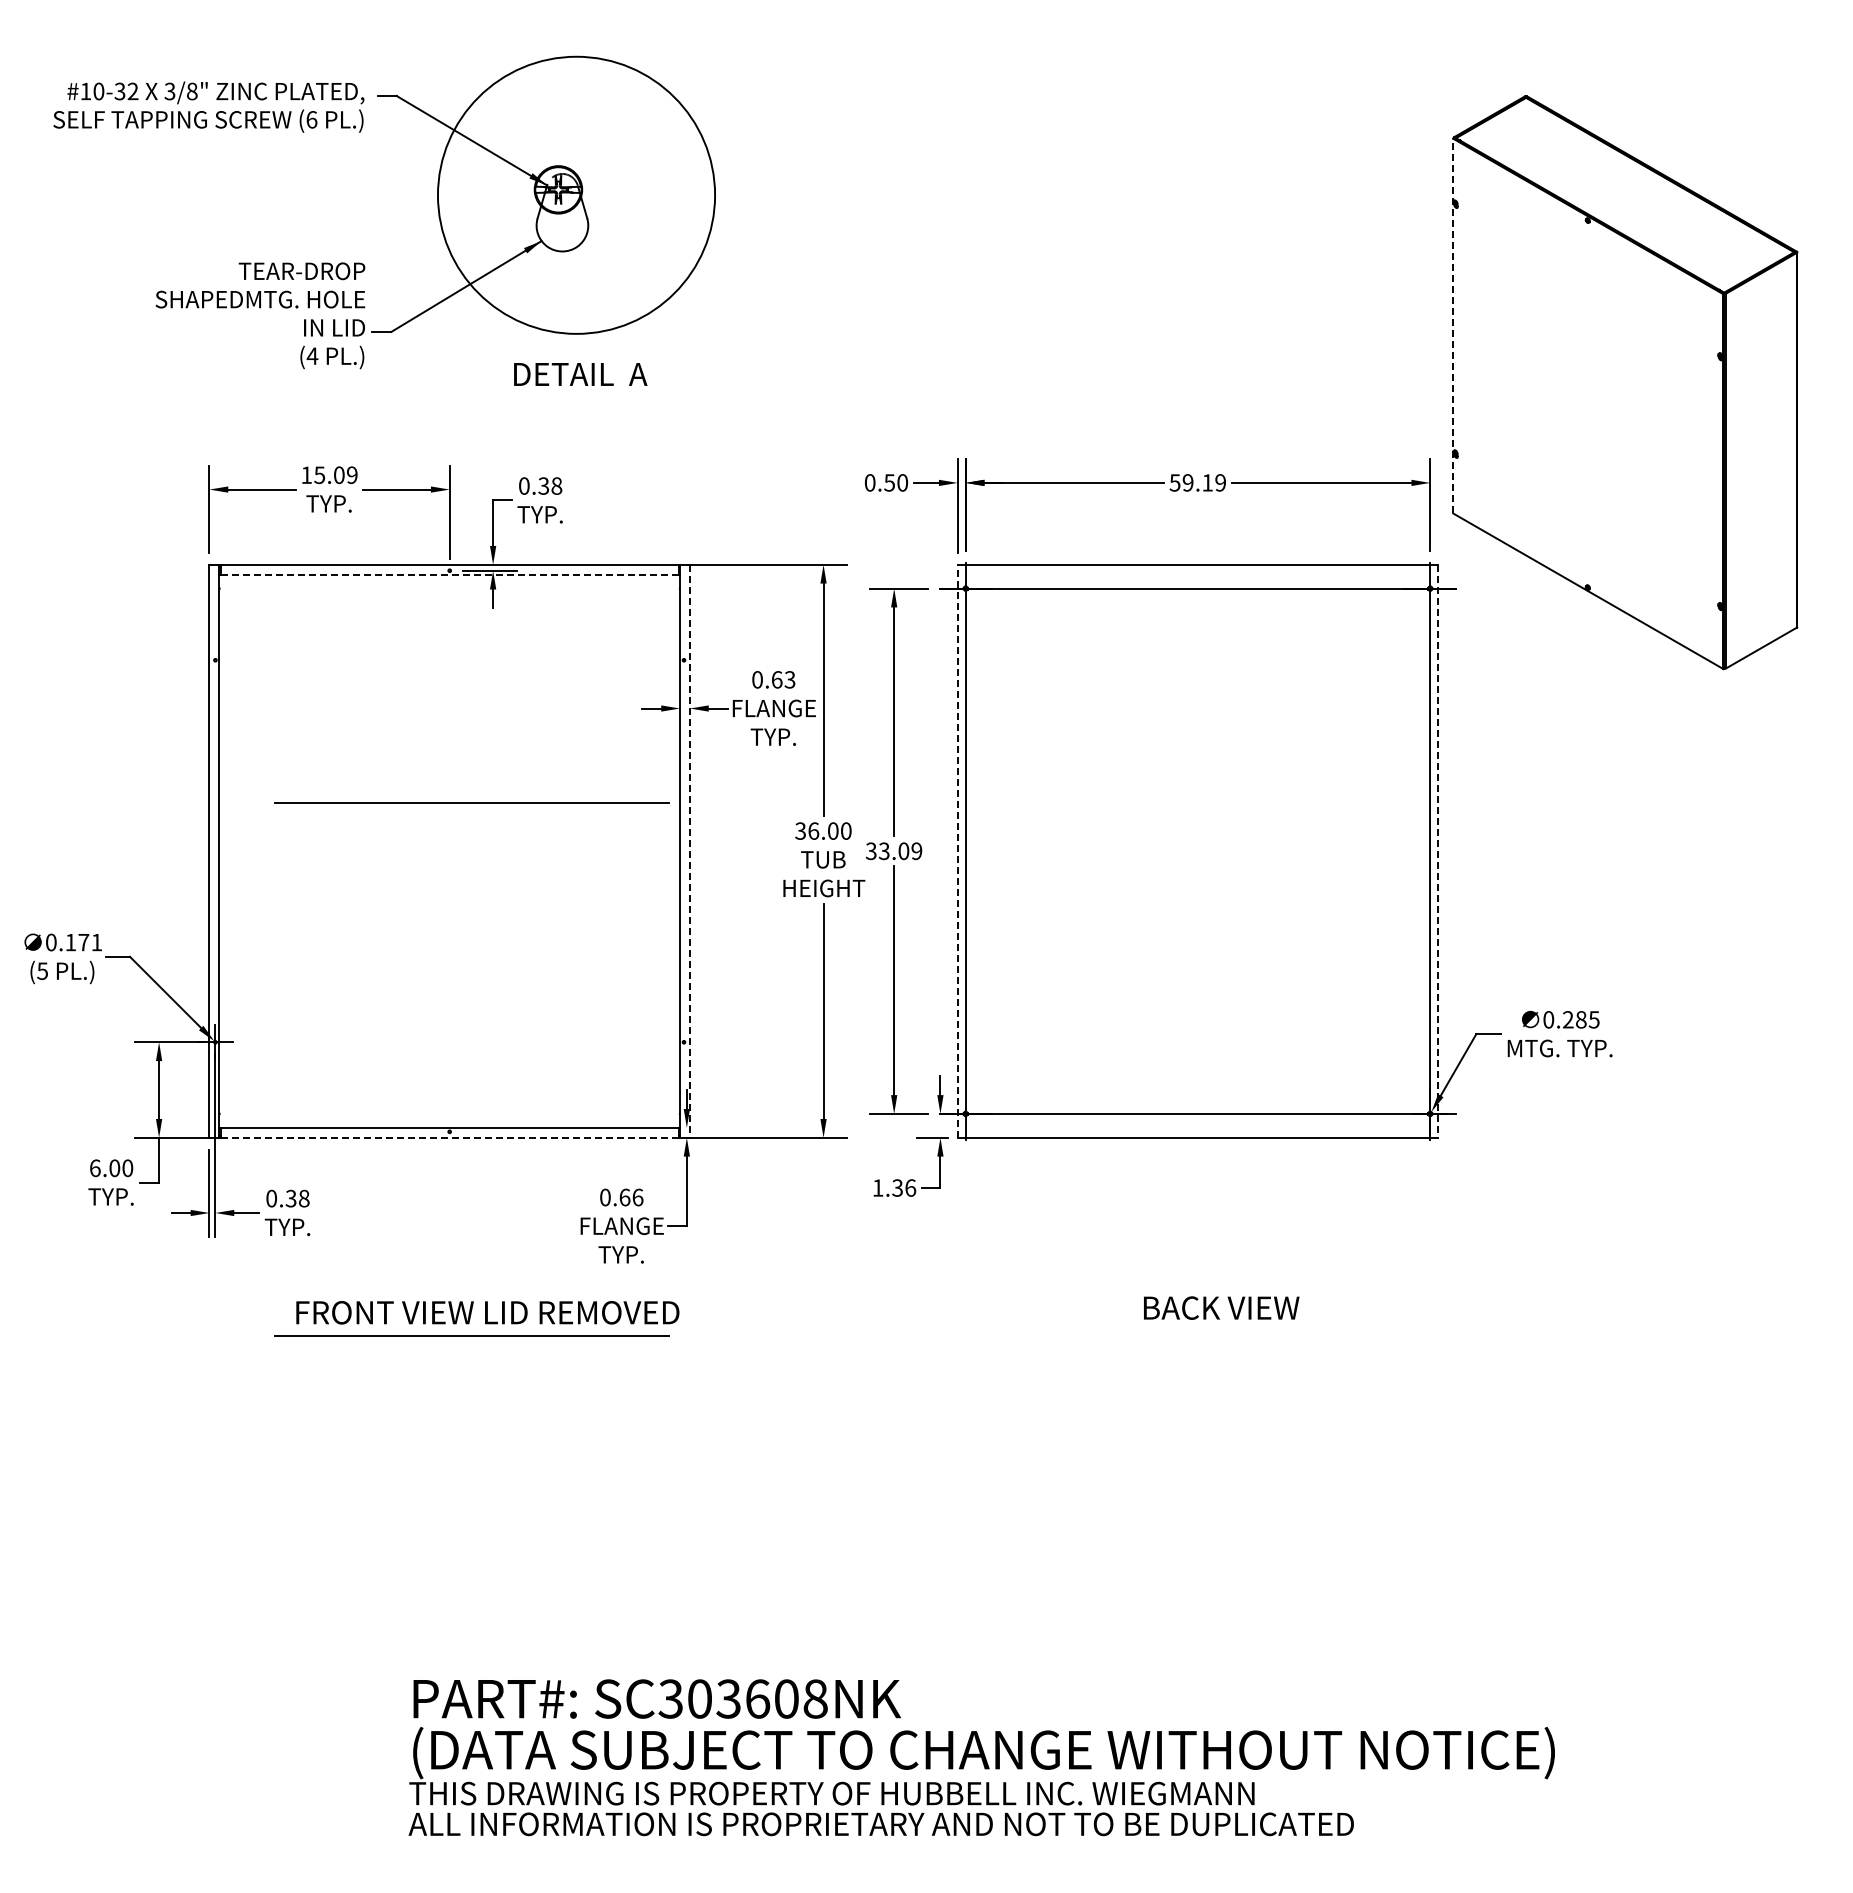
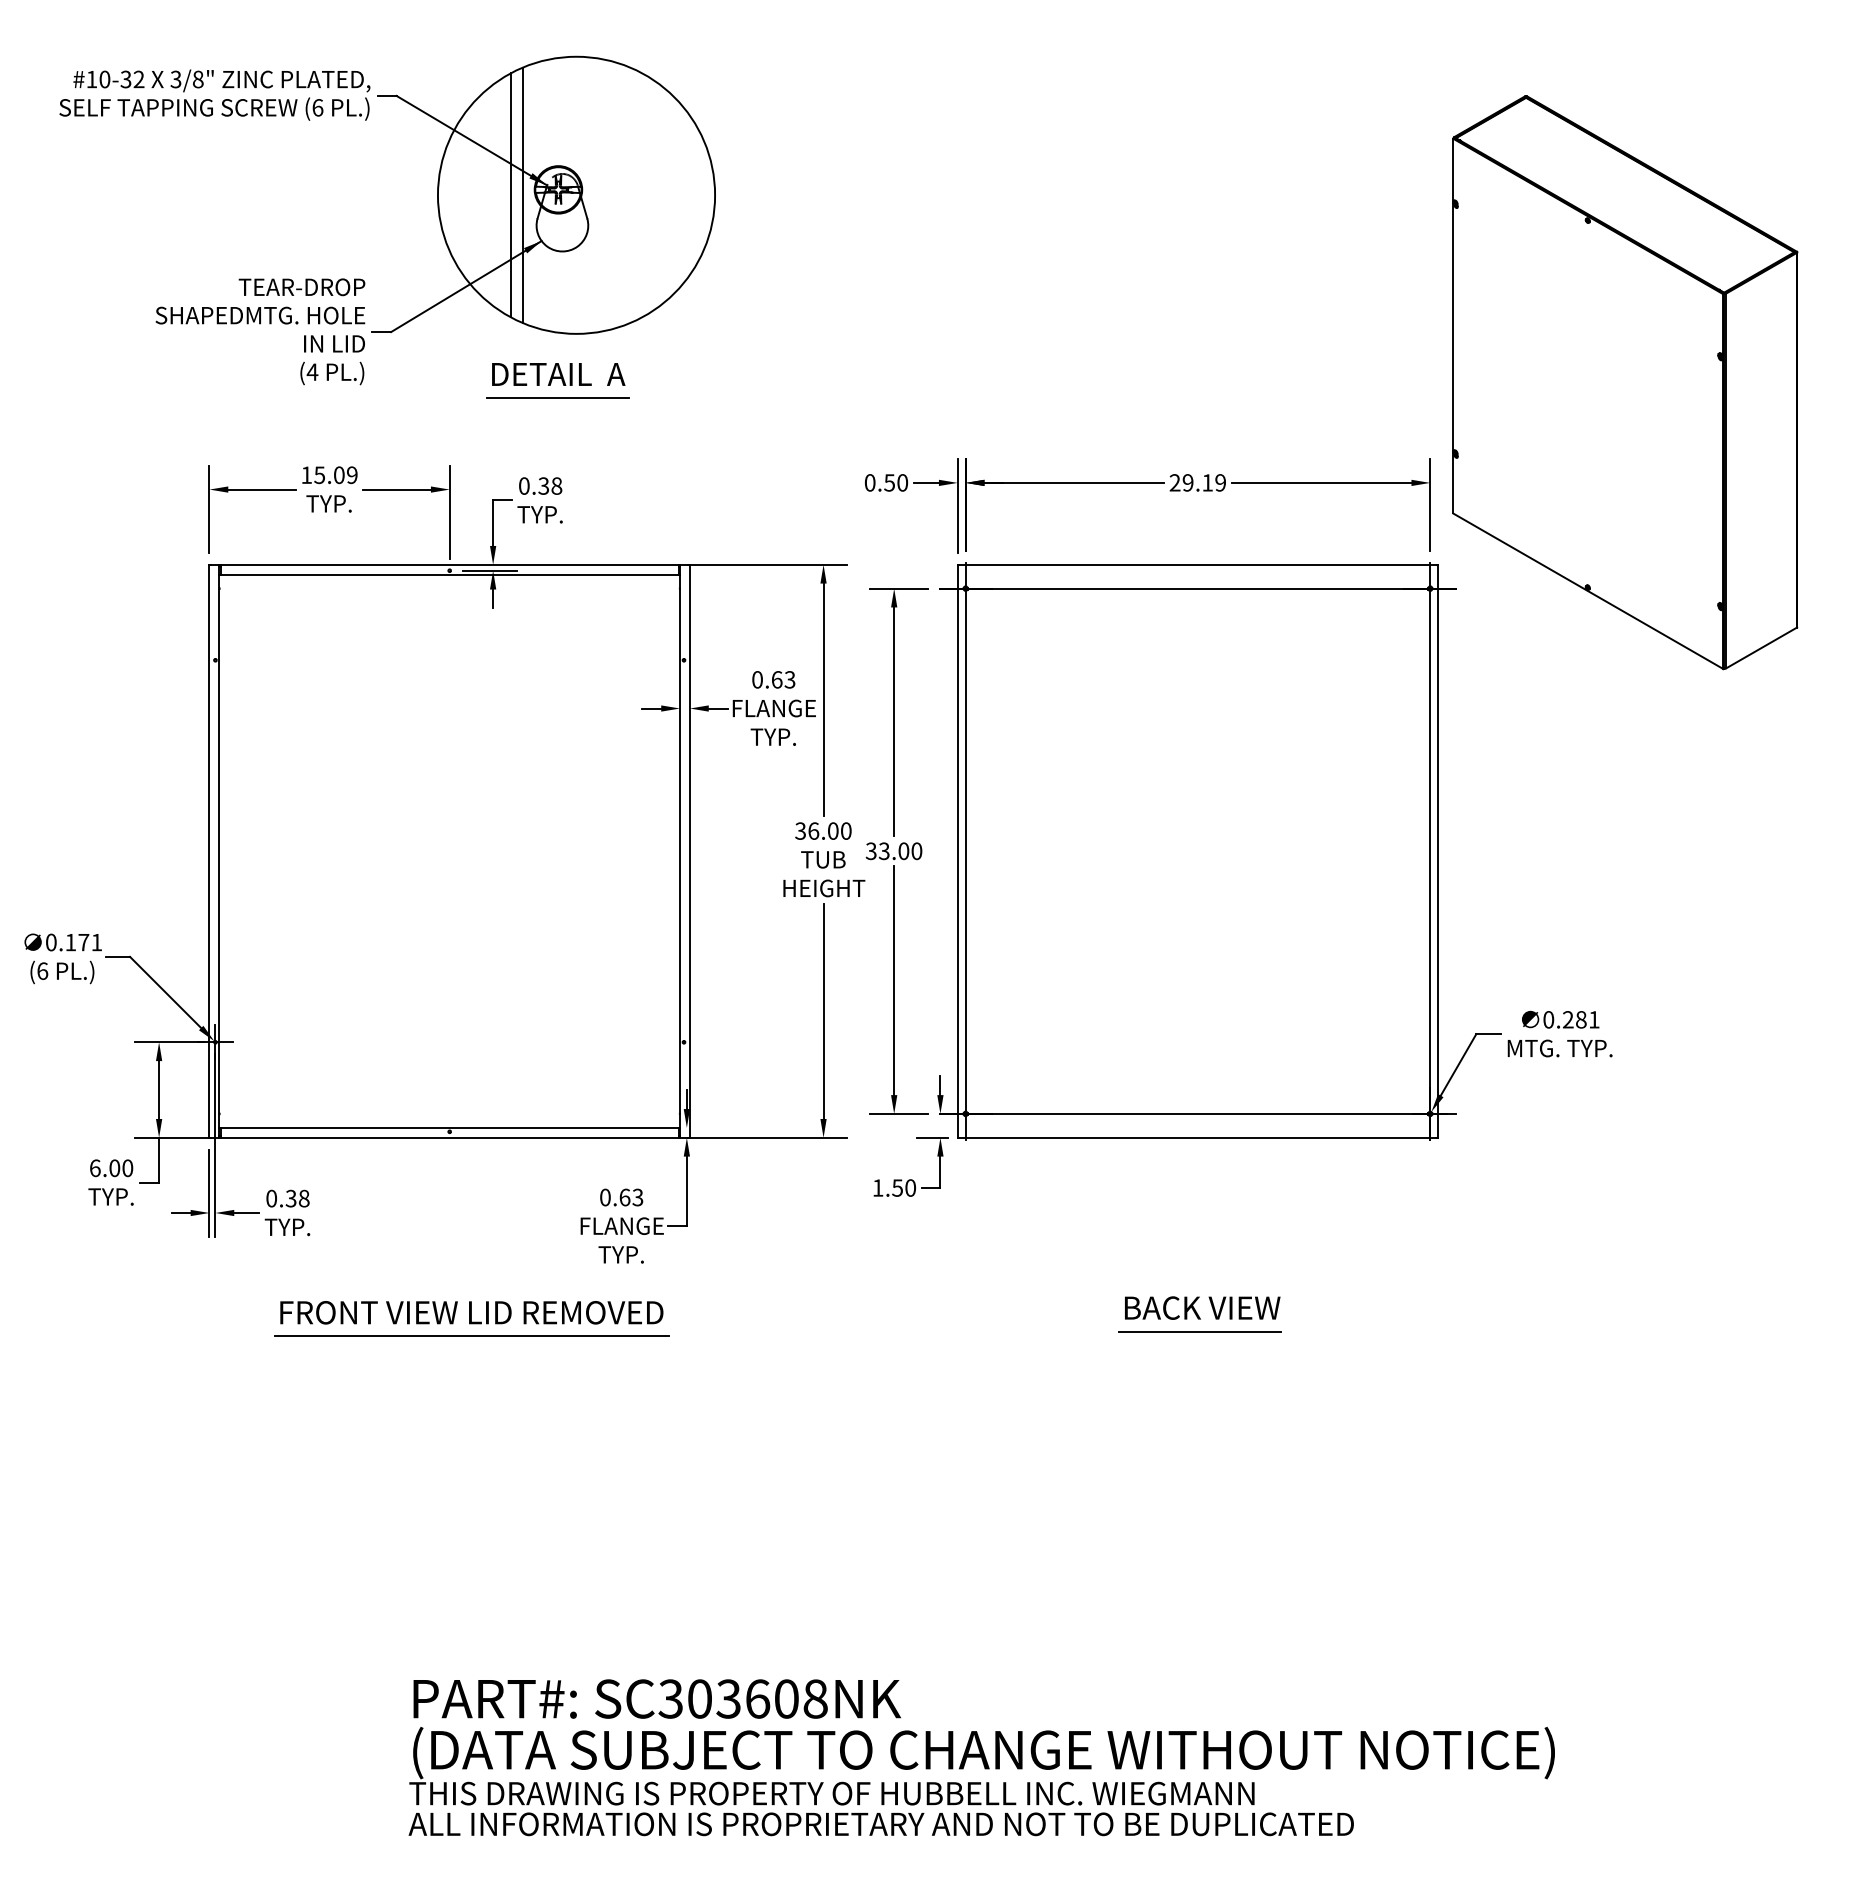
text position: (208, 106) -> (214, 94) (214, 94)
line: none -> present (522, 194)
line: none -> present (510, 195)
text position: (260, 315) -> (260, 331) (260, 331)
line: dashed -> solid (1453, 325)
text position: (580, 374) -> (558, 374) (558, 374)
line: none -> present (557, 397)
text: 59.19 -> 29.19 (1174, 482)
line: dashed -> solid (449, 574)
line: present -> none (471, 802)
line: dashed -> solid (689, 851)
text: 33.09 -> 33.00 (916, 851)
line: dashed -> solid (957, 851)
line: dashed -> solid (1438, 851)
text: (5 -> (6 (42, 970)
text: 0.285 -> 0.281 (1593, 1019)
line: dashed -> solid (449, 1137)
text: 1.36 -> 1.50 (904, 1187)
text: 0.66 -> 0.63 (637, 1197)
text position: (1221, 1307) -> (1202, 1307) (1202, 1307)
text position: (487, 1312) -> (471, 1312) (471, 1312)
line: none -> present (1199, 1331)
